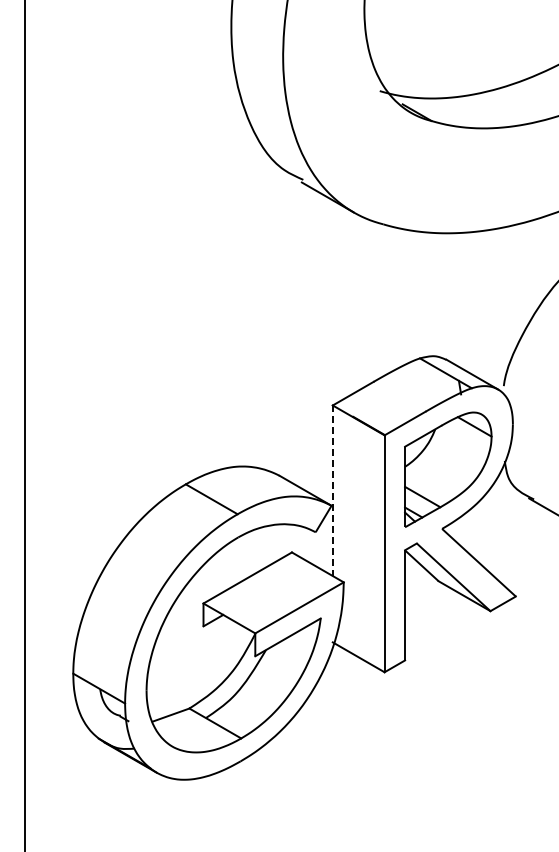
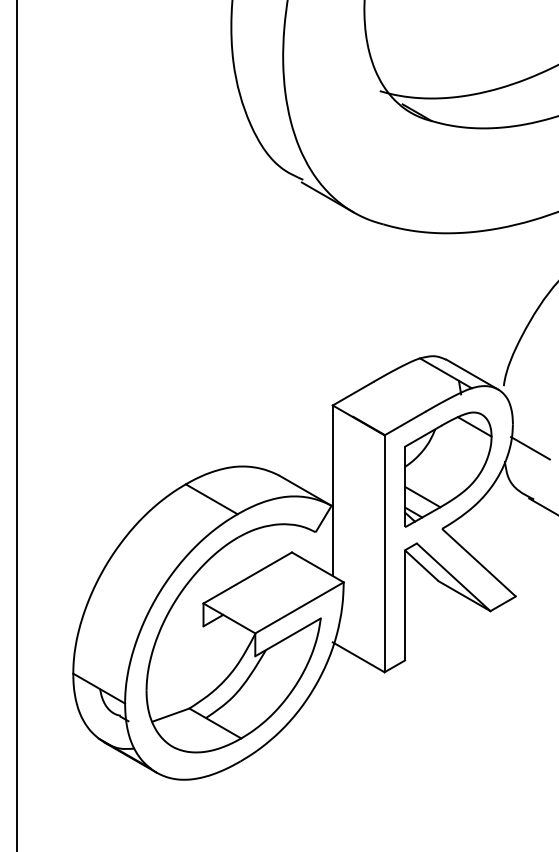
line position: (24, 425) -> (16, 425) (16, 425)
line: none -> present (530, 448)
line: dashed -> solid (332, 491)
